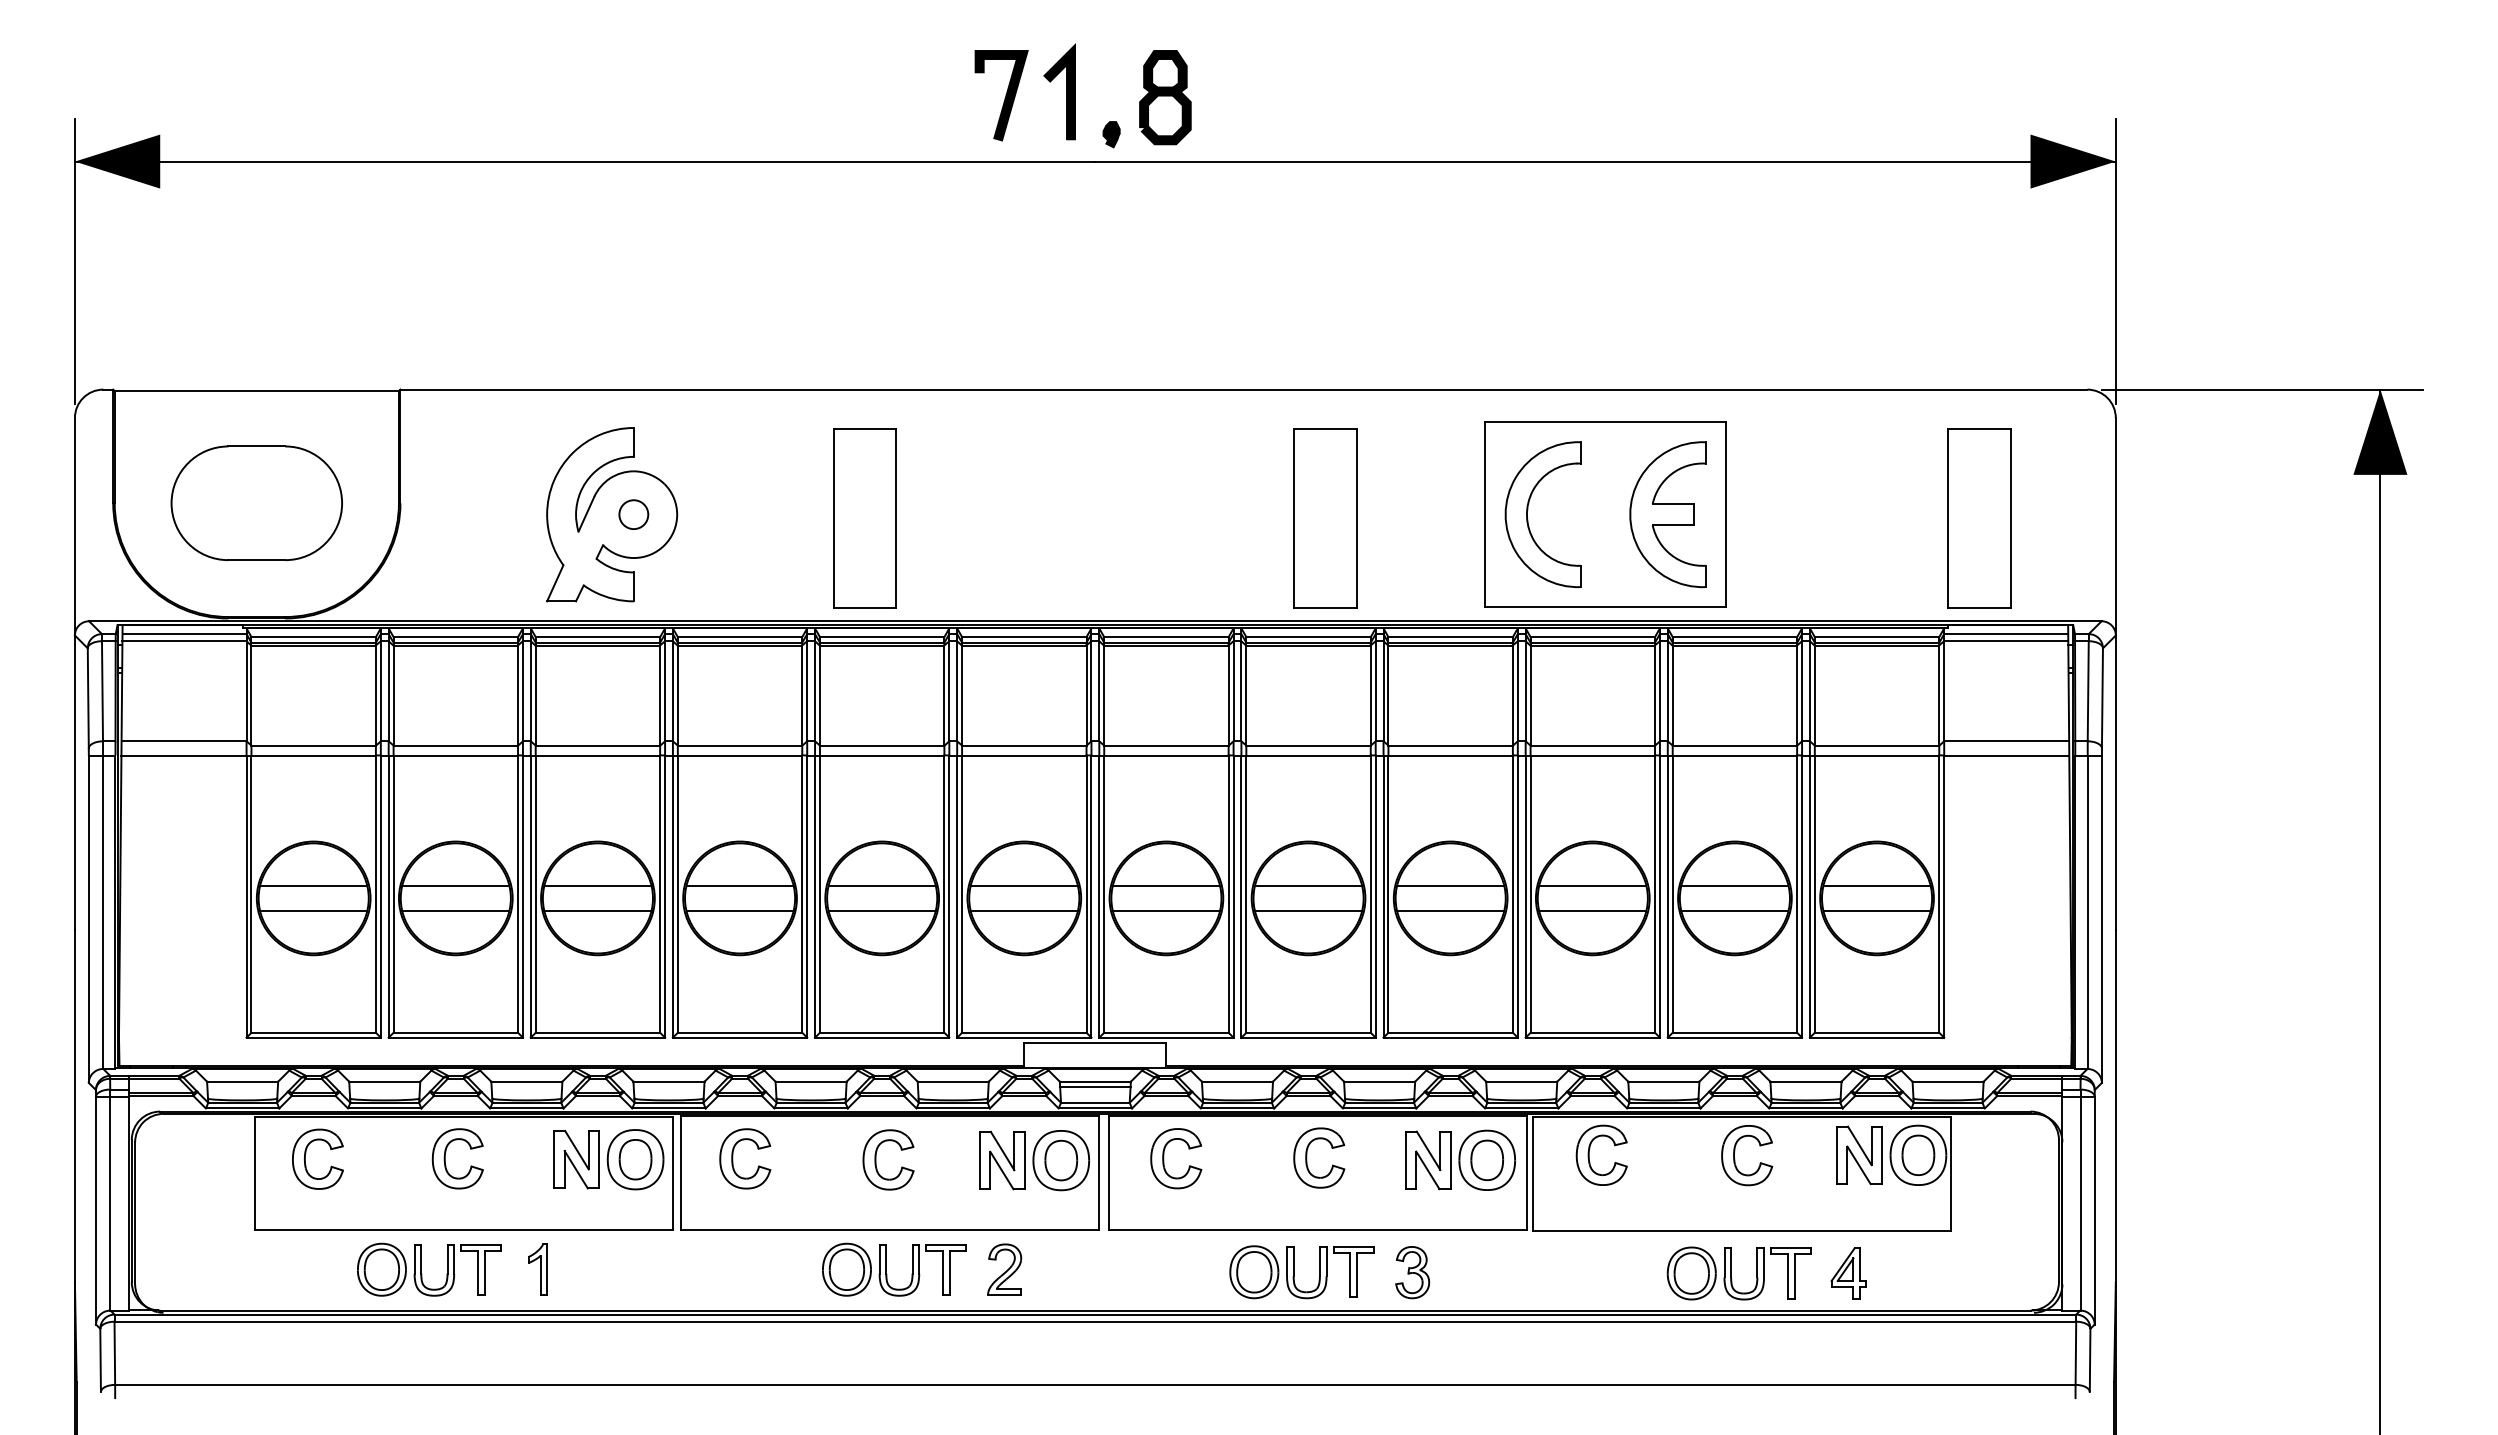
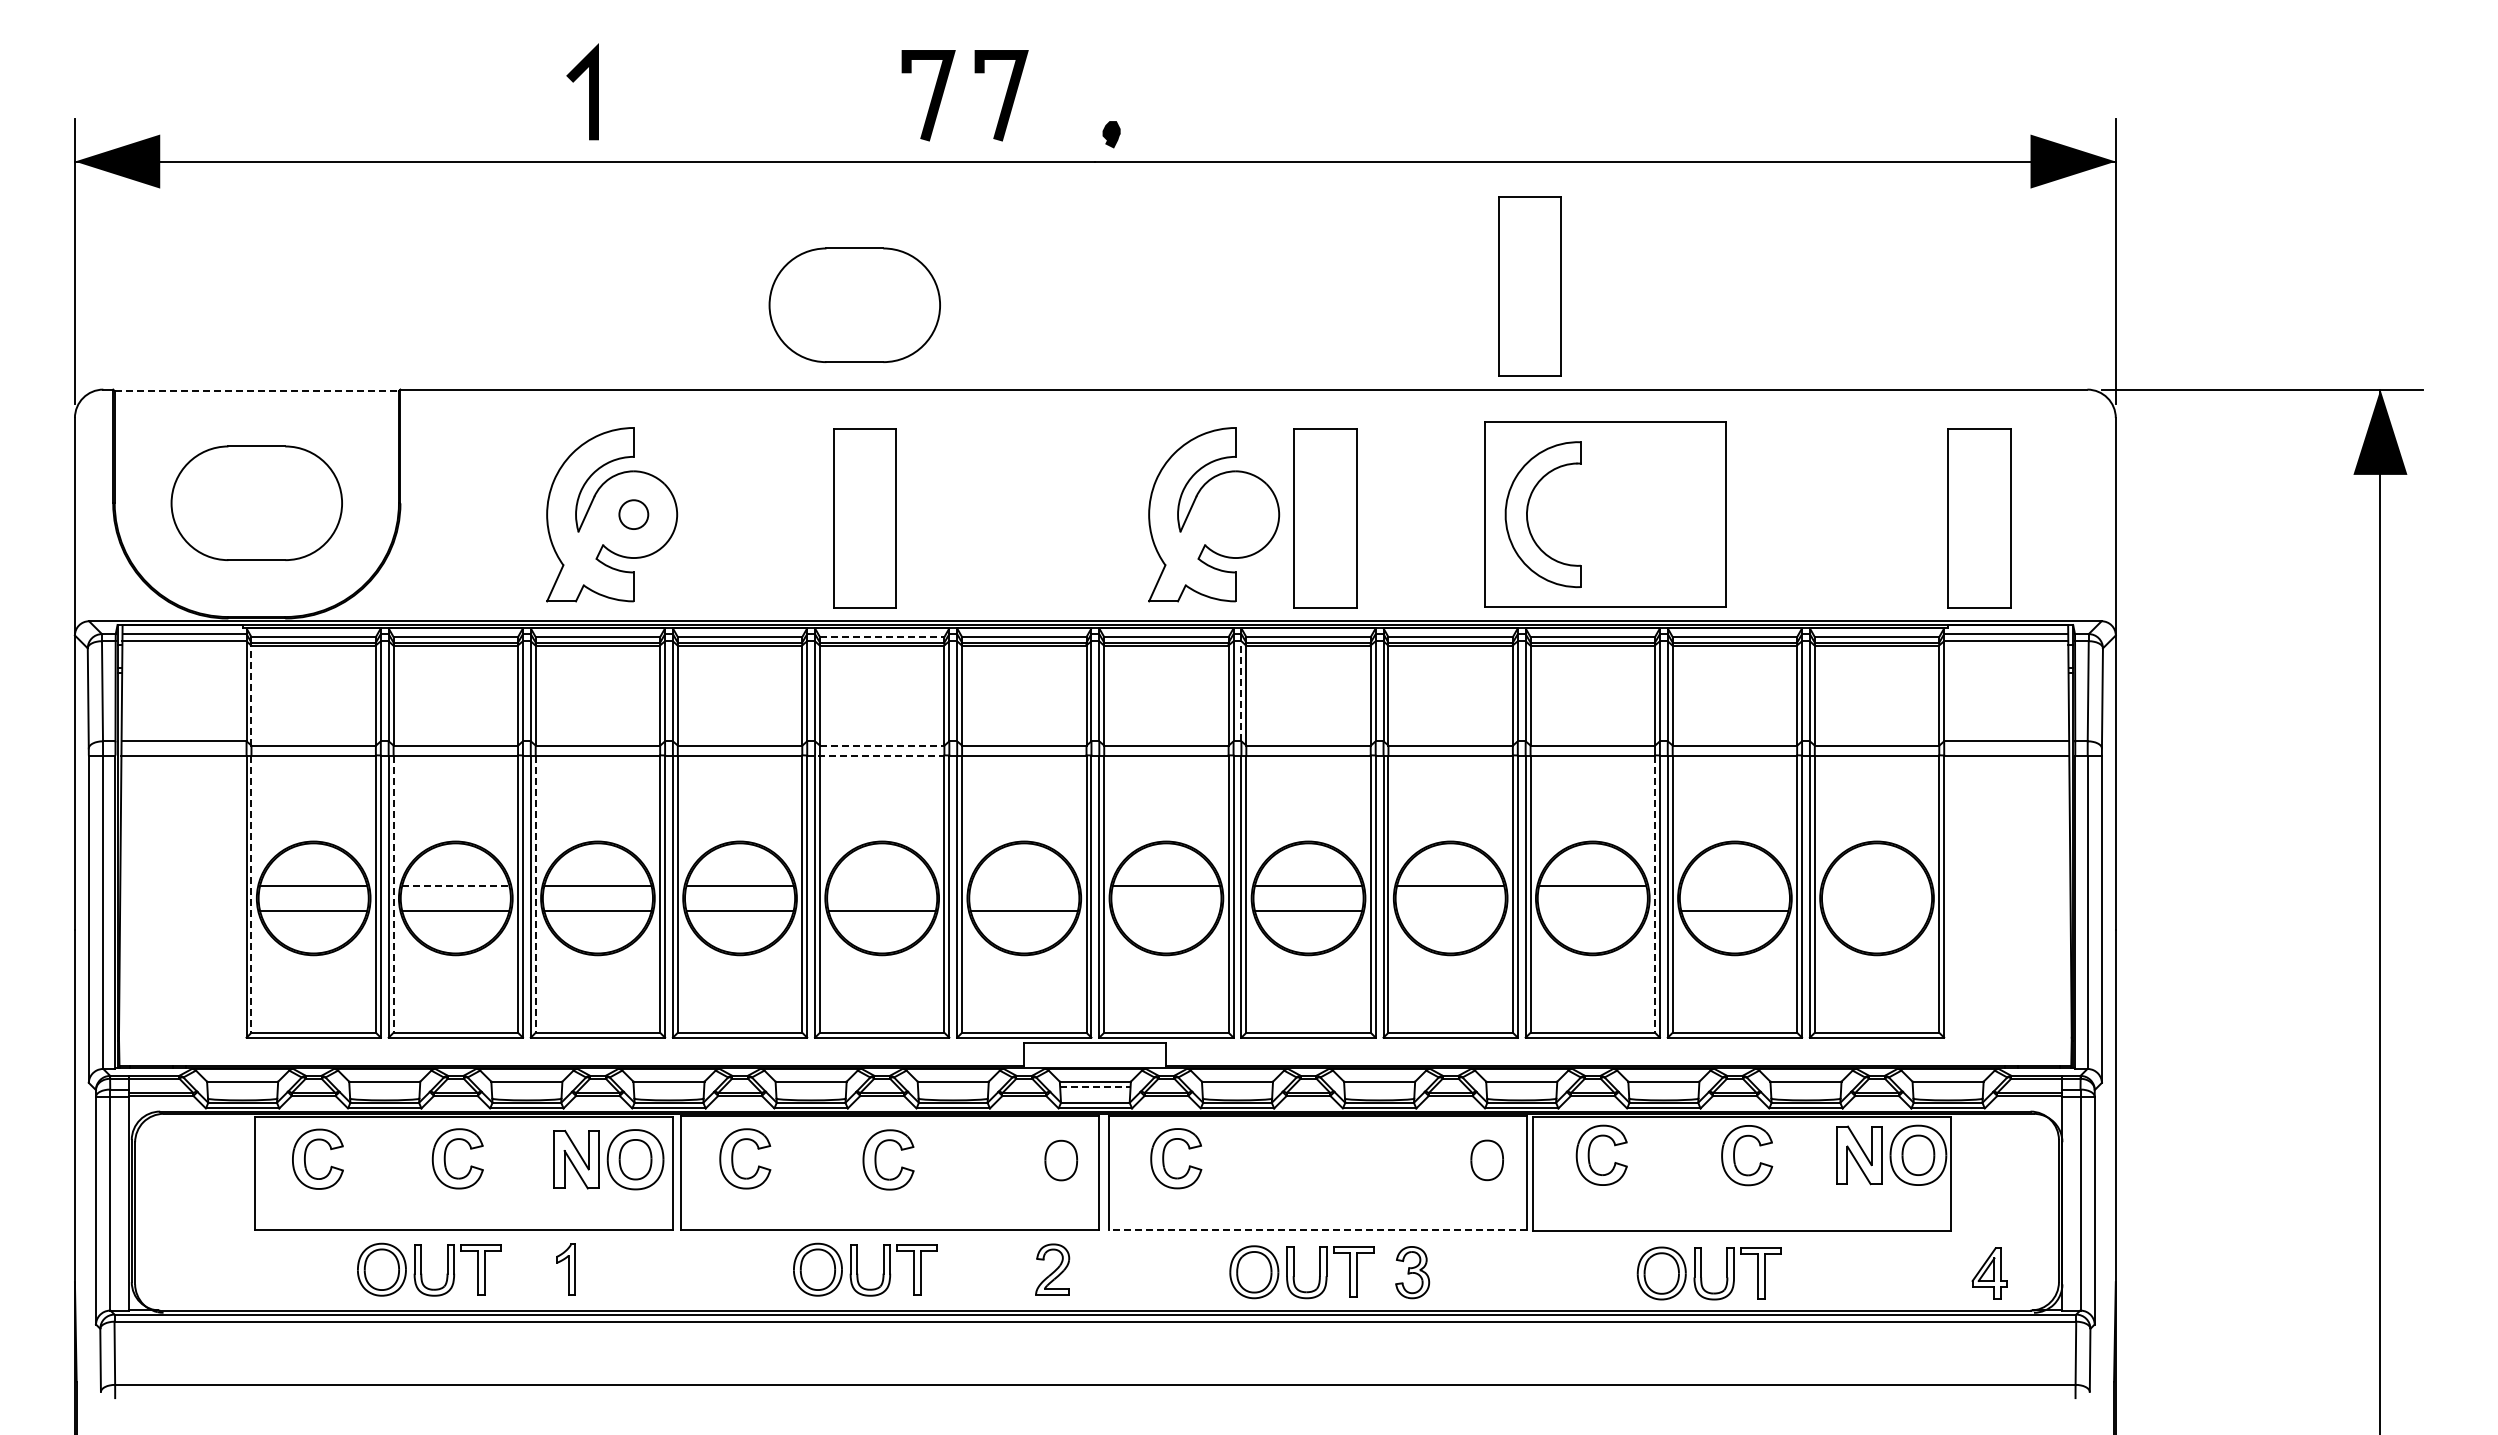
line position: (1066, 91) -> (589, 91) (589, 91)
line: none -> present (932, 95)
part: present -> none (1165, 97)
part: none -> present (1529, 286)
part: none -> present (854, 304)
line: solid -> dashed (257, 391)
part: none -> present (1214, 514)
part: present -> none (1667, 514)
line: solid -> dashed (882, 637)
line: solid -> dashed (1241, 687)
line: solid -> dashed (251, 693)
line: solid -> dashed (882, 745)
line: solid -> dashed (875, 755)
line: solid -> dashed (455, 885)
line: present -> none (881, 885)
line: present -> none (1023, 885)
line: present -> none (1734, 885)
line: present -> none (1876, 885)
line: solid -> dashed (251, 894)
line: solid -> dashed (393, 894)
line: solid -> dashed (535, 894)
line: solid -> dashed (1655, 894)
line: present -> none (1165, 911)
line: present -> none (1450, 911)
line: present -> none (1592, 911)
line: present -> none (1876, 911)
line: solid -> dashed (1095, 1086)
part: present -> none (1307, 1157)
part: present -> none (1460, 1159)
part: present -> none (1034, 1160)
line: solid -> dashed (1317, 1230)
part position: (537, 1269) -> (565, 1269) (565, 1269)
part position: (886, 1269) -> (857, 1269) (857, 1269)
part position: (1004, 1269) -> (1052, 1269) (1052, 1269)
part position: (1731, 1273) -> (1701, 1273) (1701, 1273)
part position: (1848, 1273) -> (1989, 1273) (1989, 1273)
